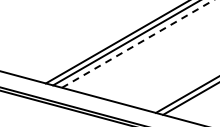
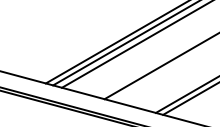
line: dashed -> solid (138, 43)
line: none -> present (160, 66)
